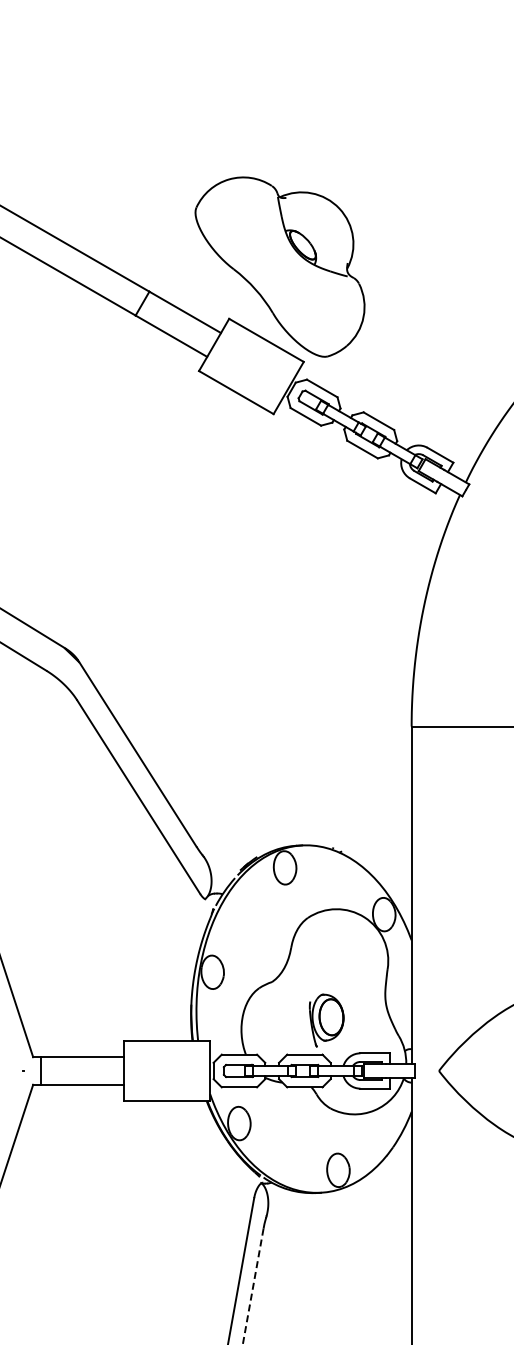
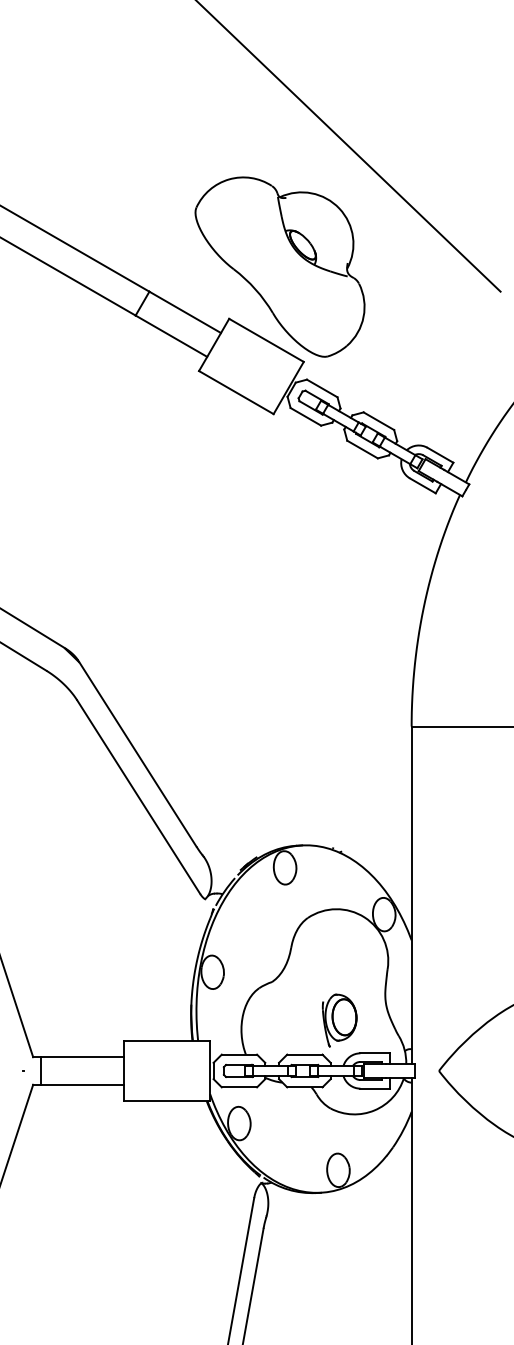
line: none -> present (349, 146)
part position: (326, 1020) -> (339, 1020) (339, 1020)
line: dashed -> solid (253, 1286)
